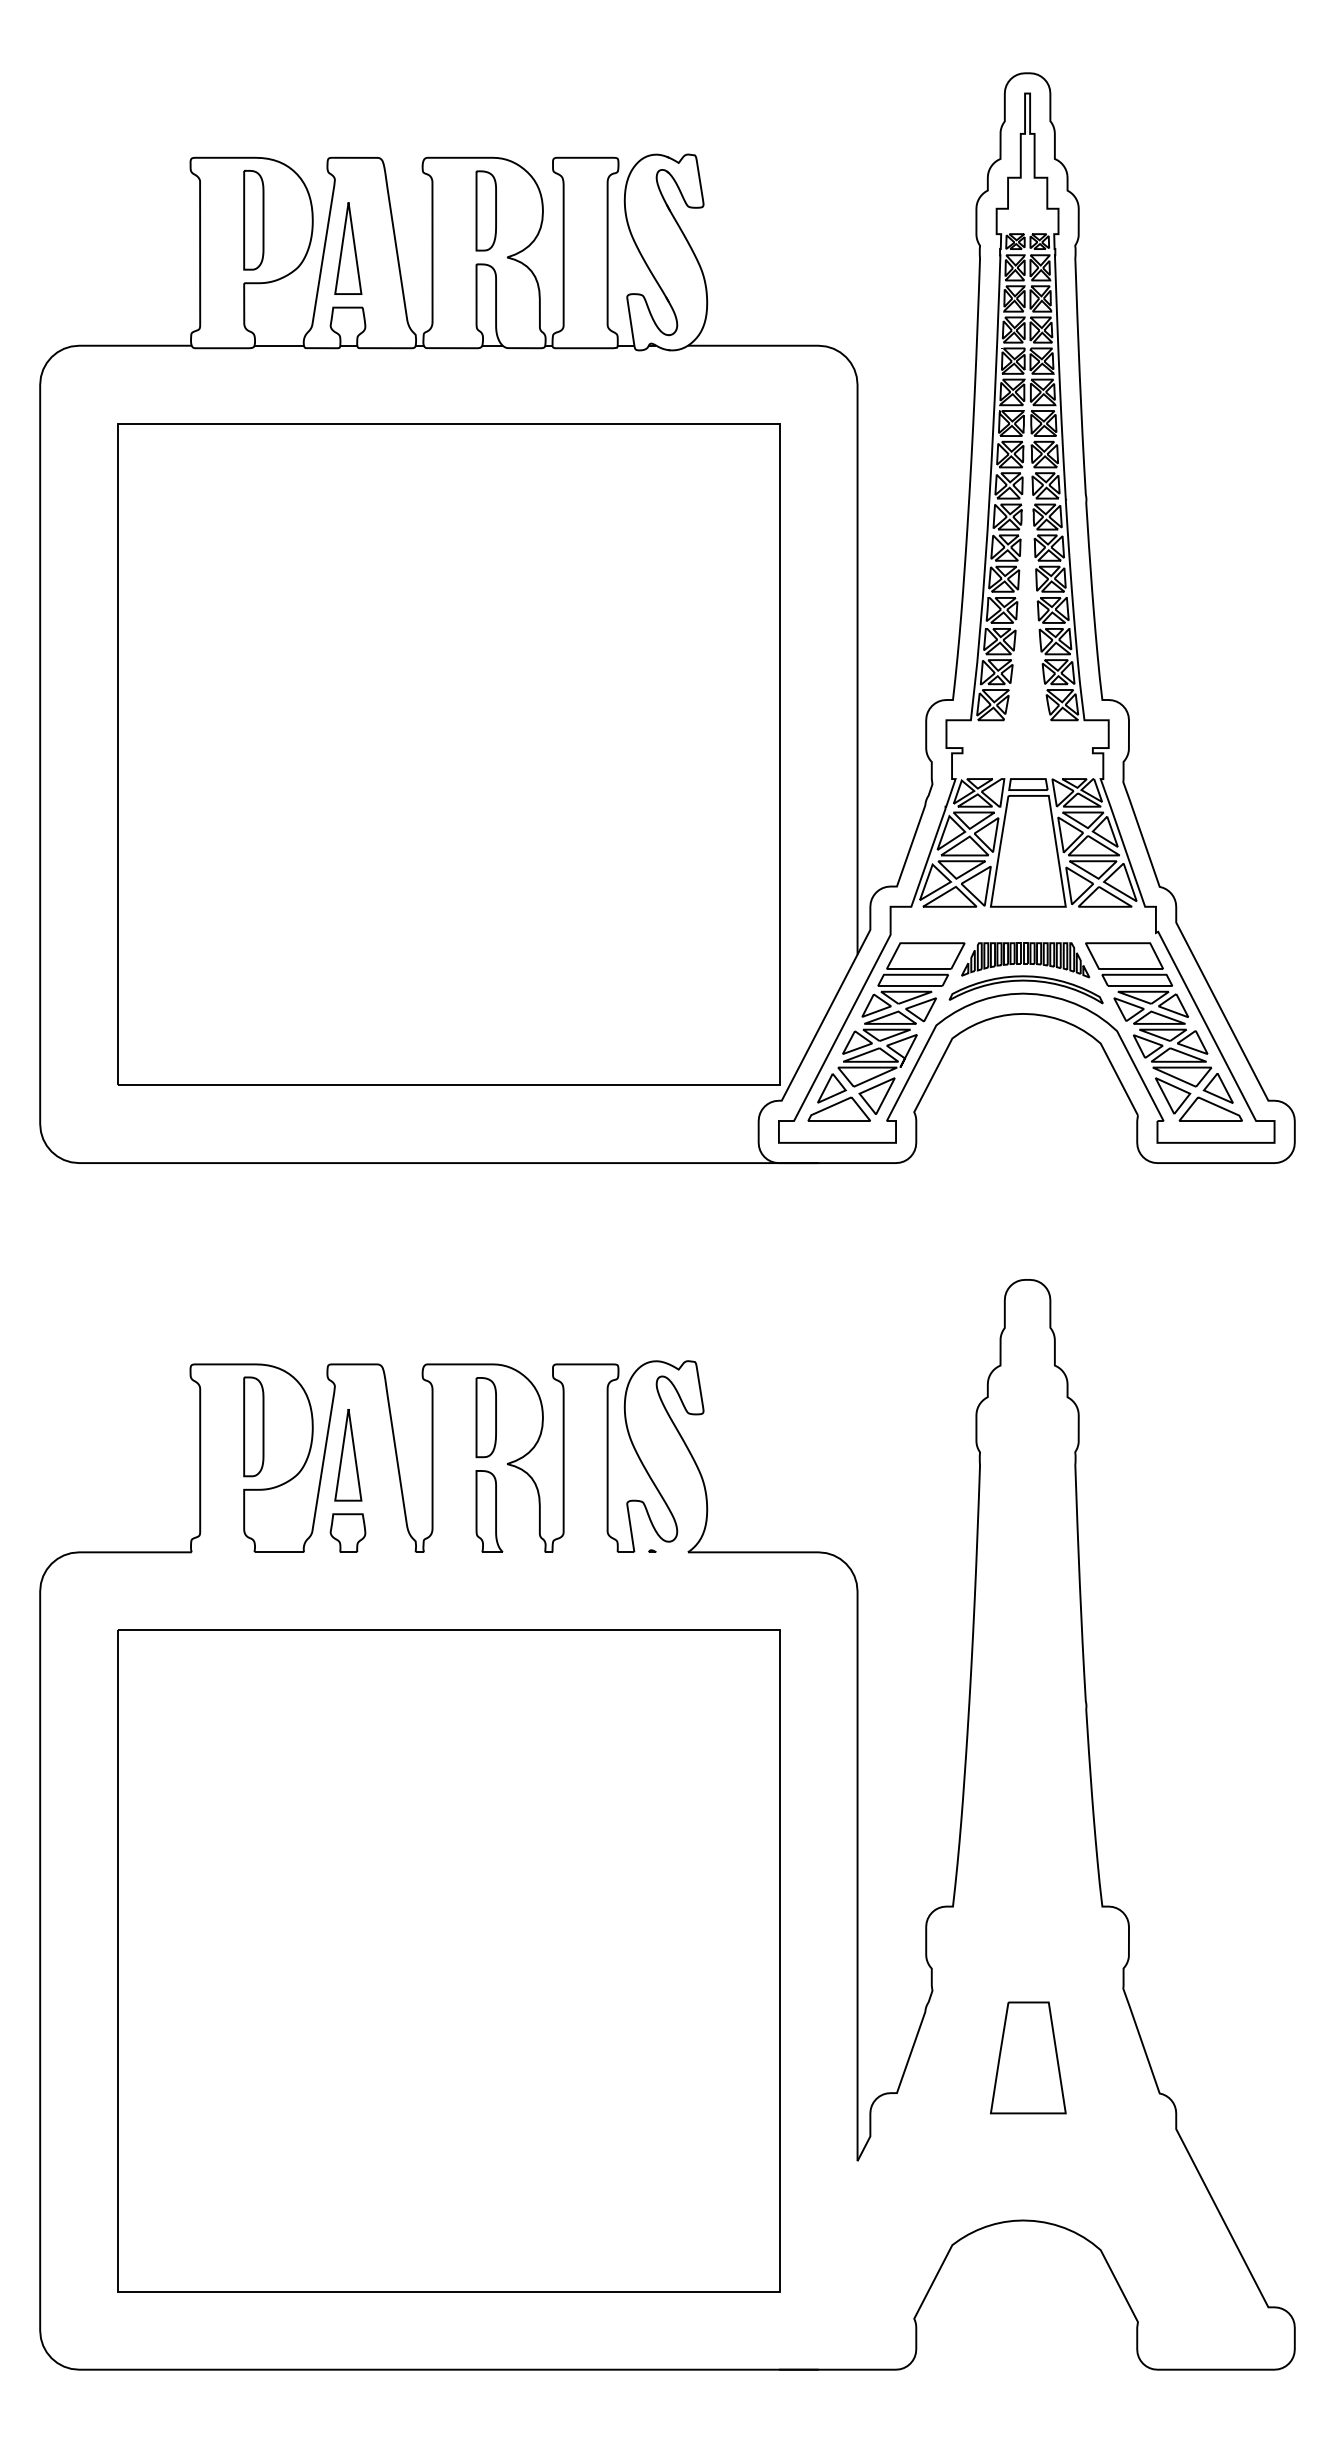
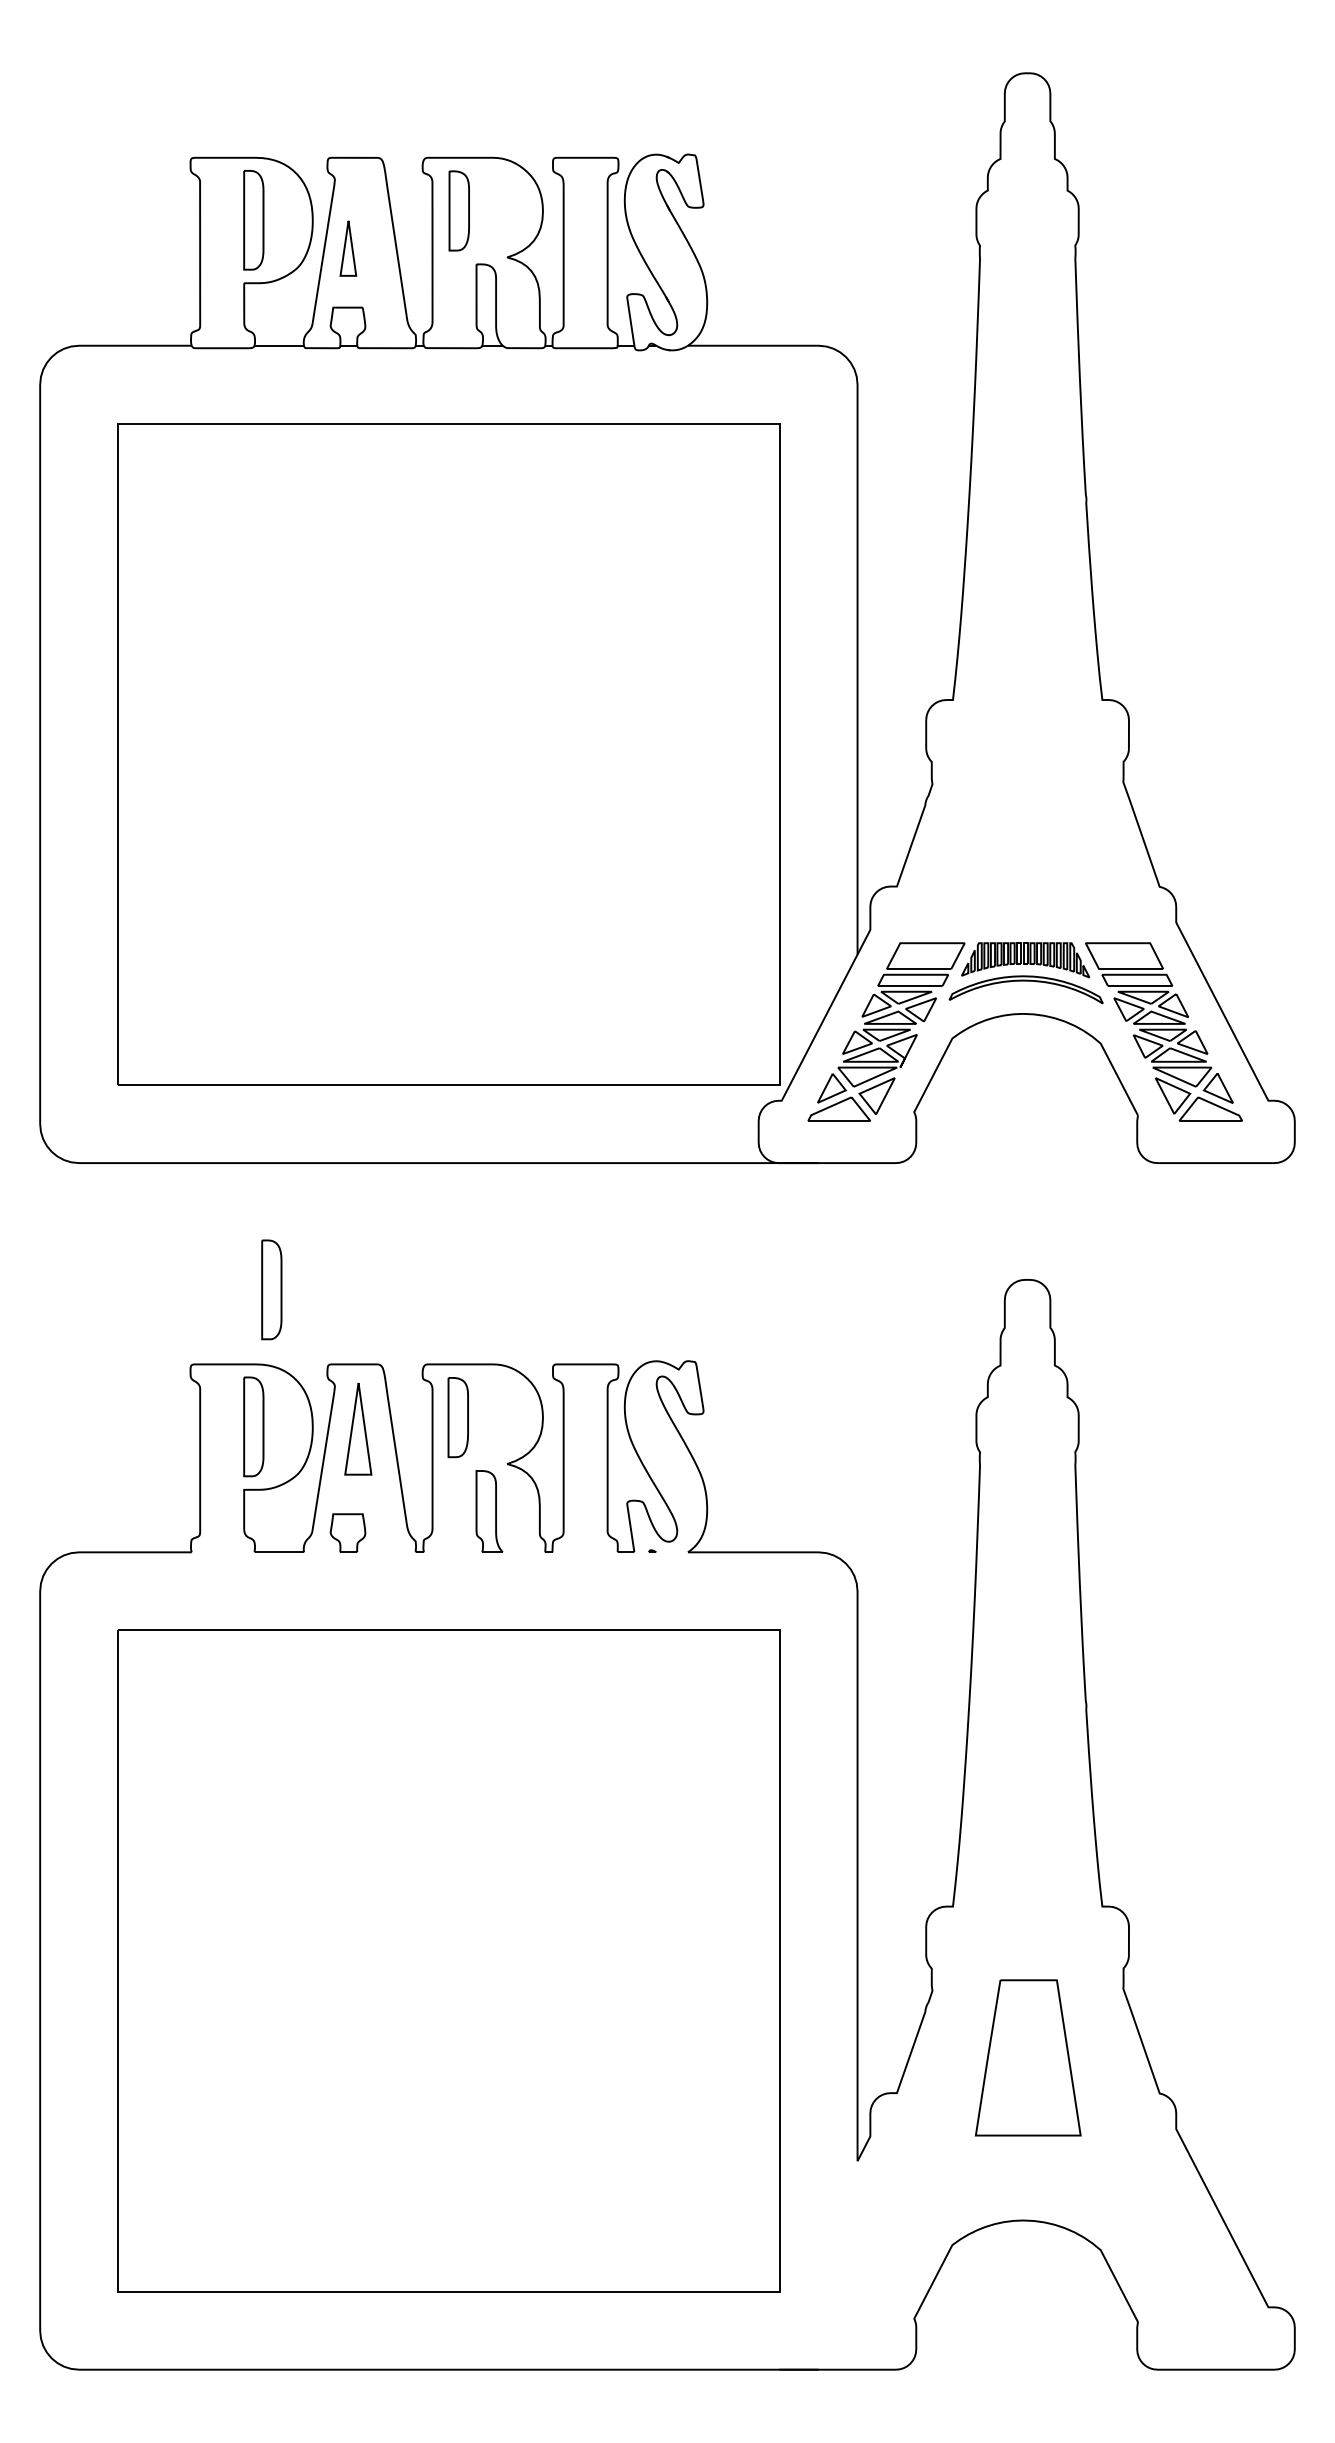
part position: (485, 210) -> (458, 210) (458, 210)
part size: 29x93 px -> 19x57 px (348, 248)
part: present -> none (1026, 617)
part: none -> present (271, 1289)
part position: (485, 1417) -> (457, 1417) (457, 1417)
part position: (348, 1455) -> (358, 1429) (358, 1429)
part size: 77x114 px -> 107x158 px (1028, 2057)
